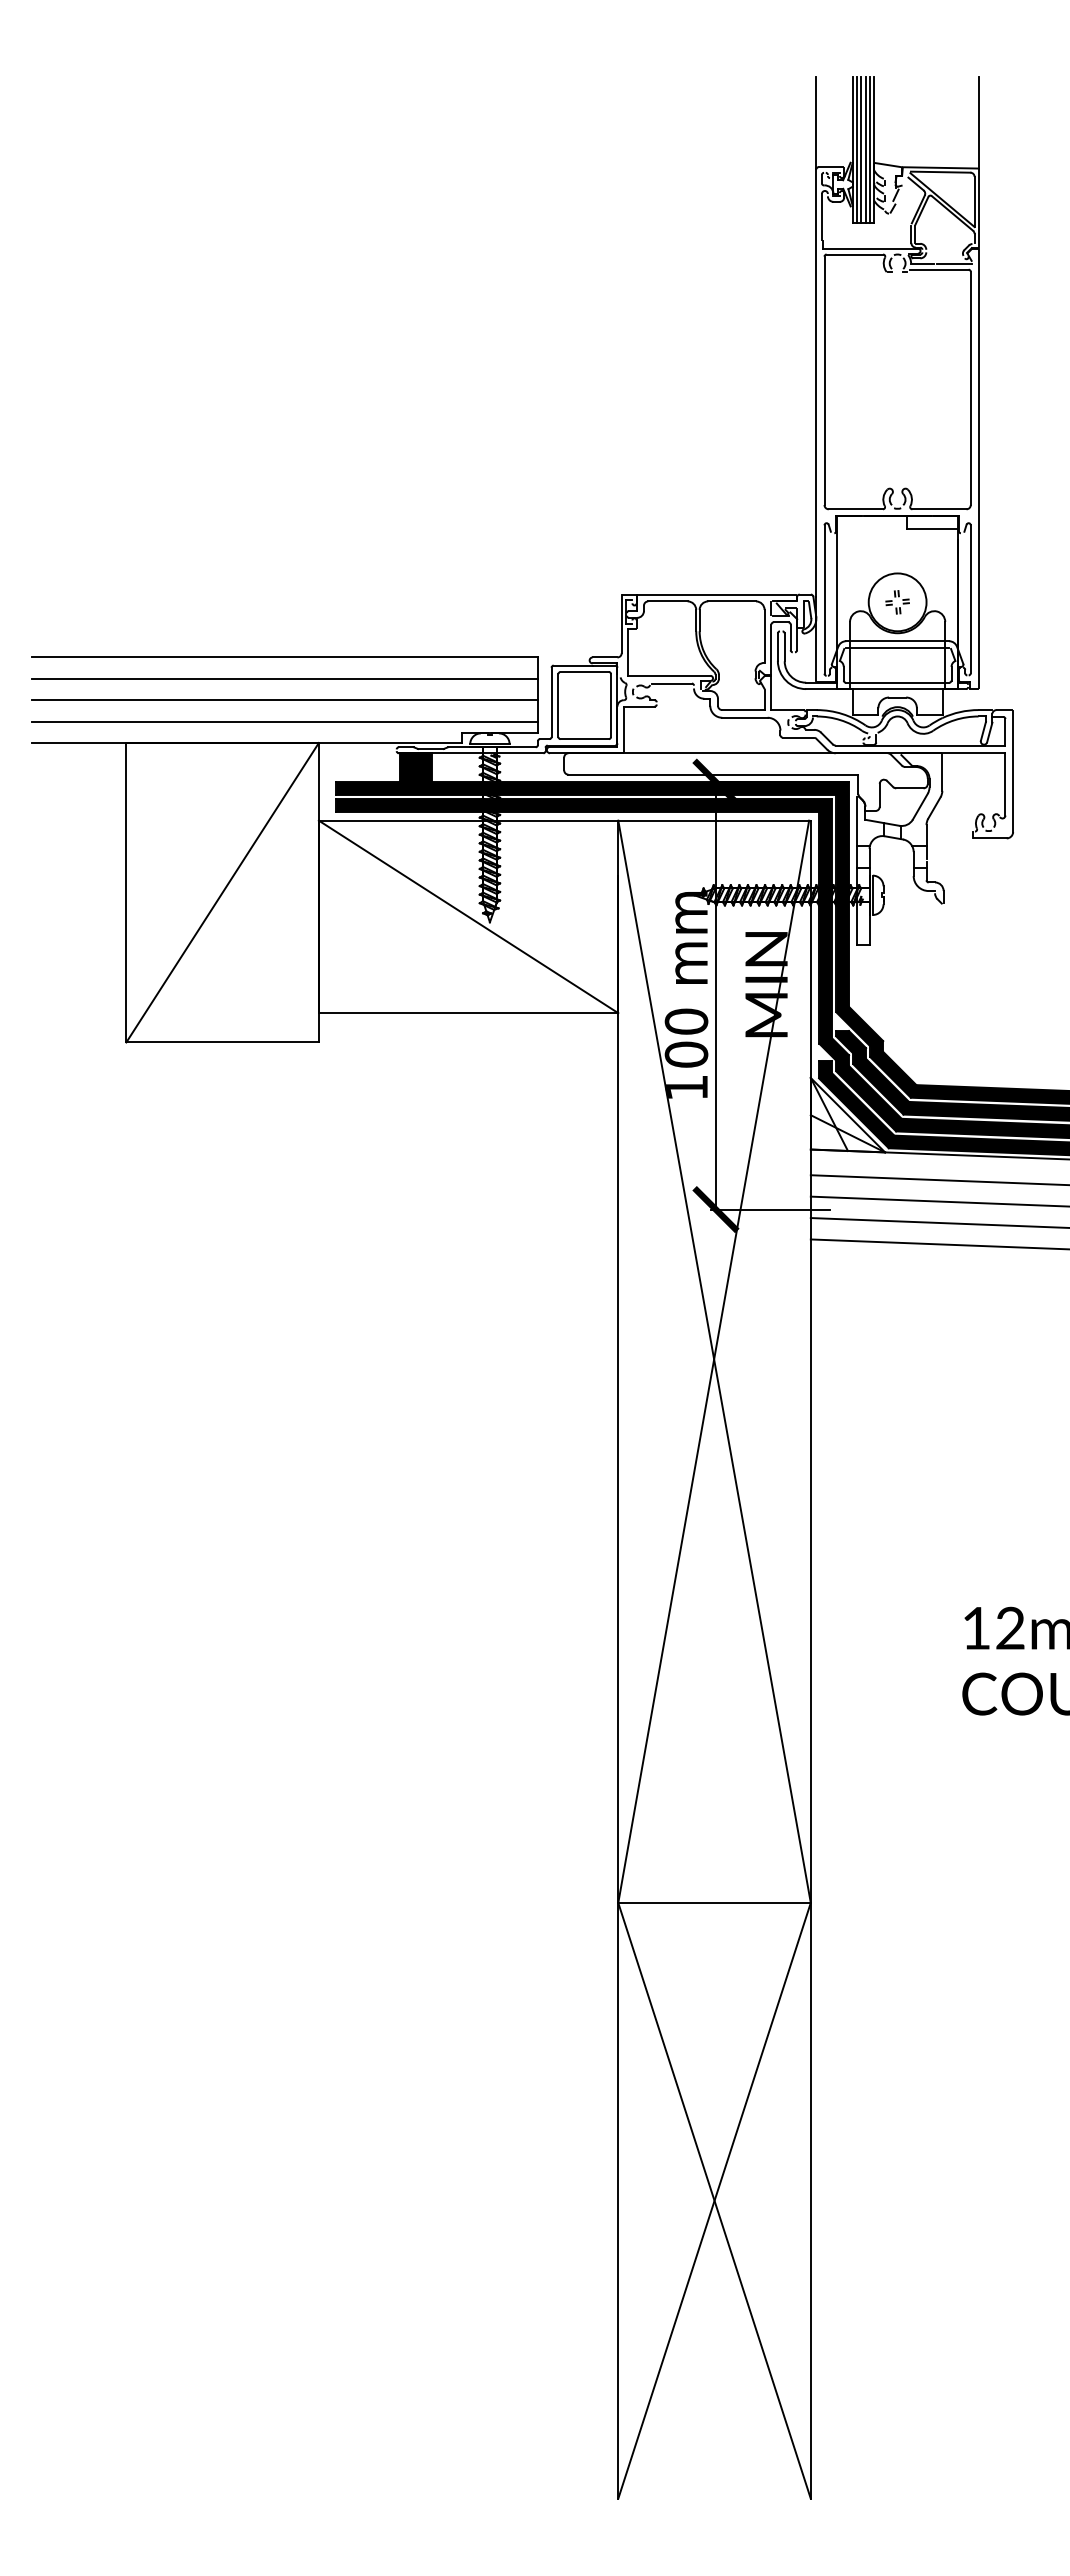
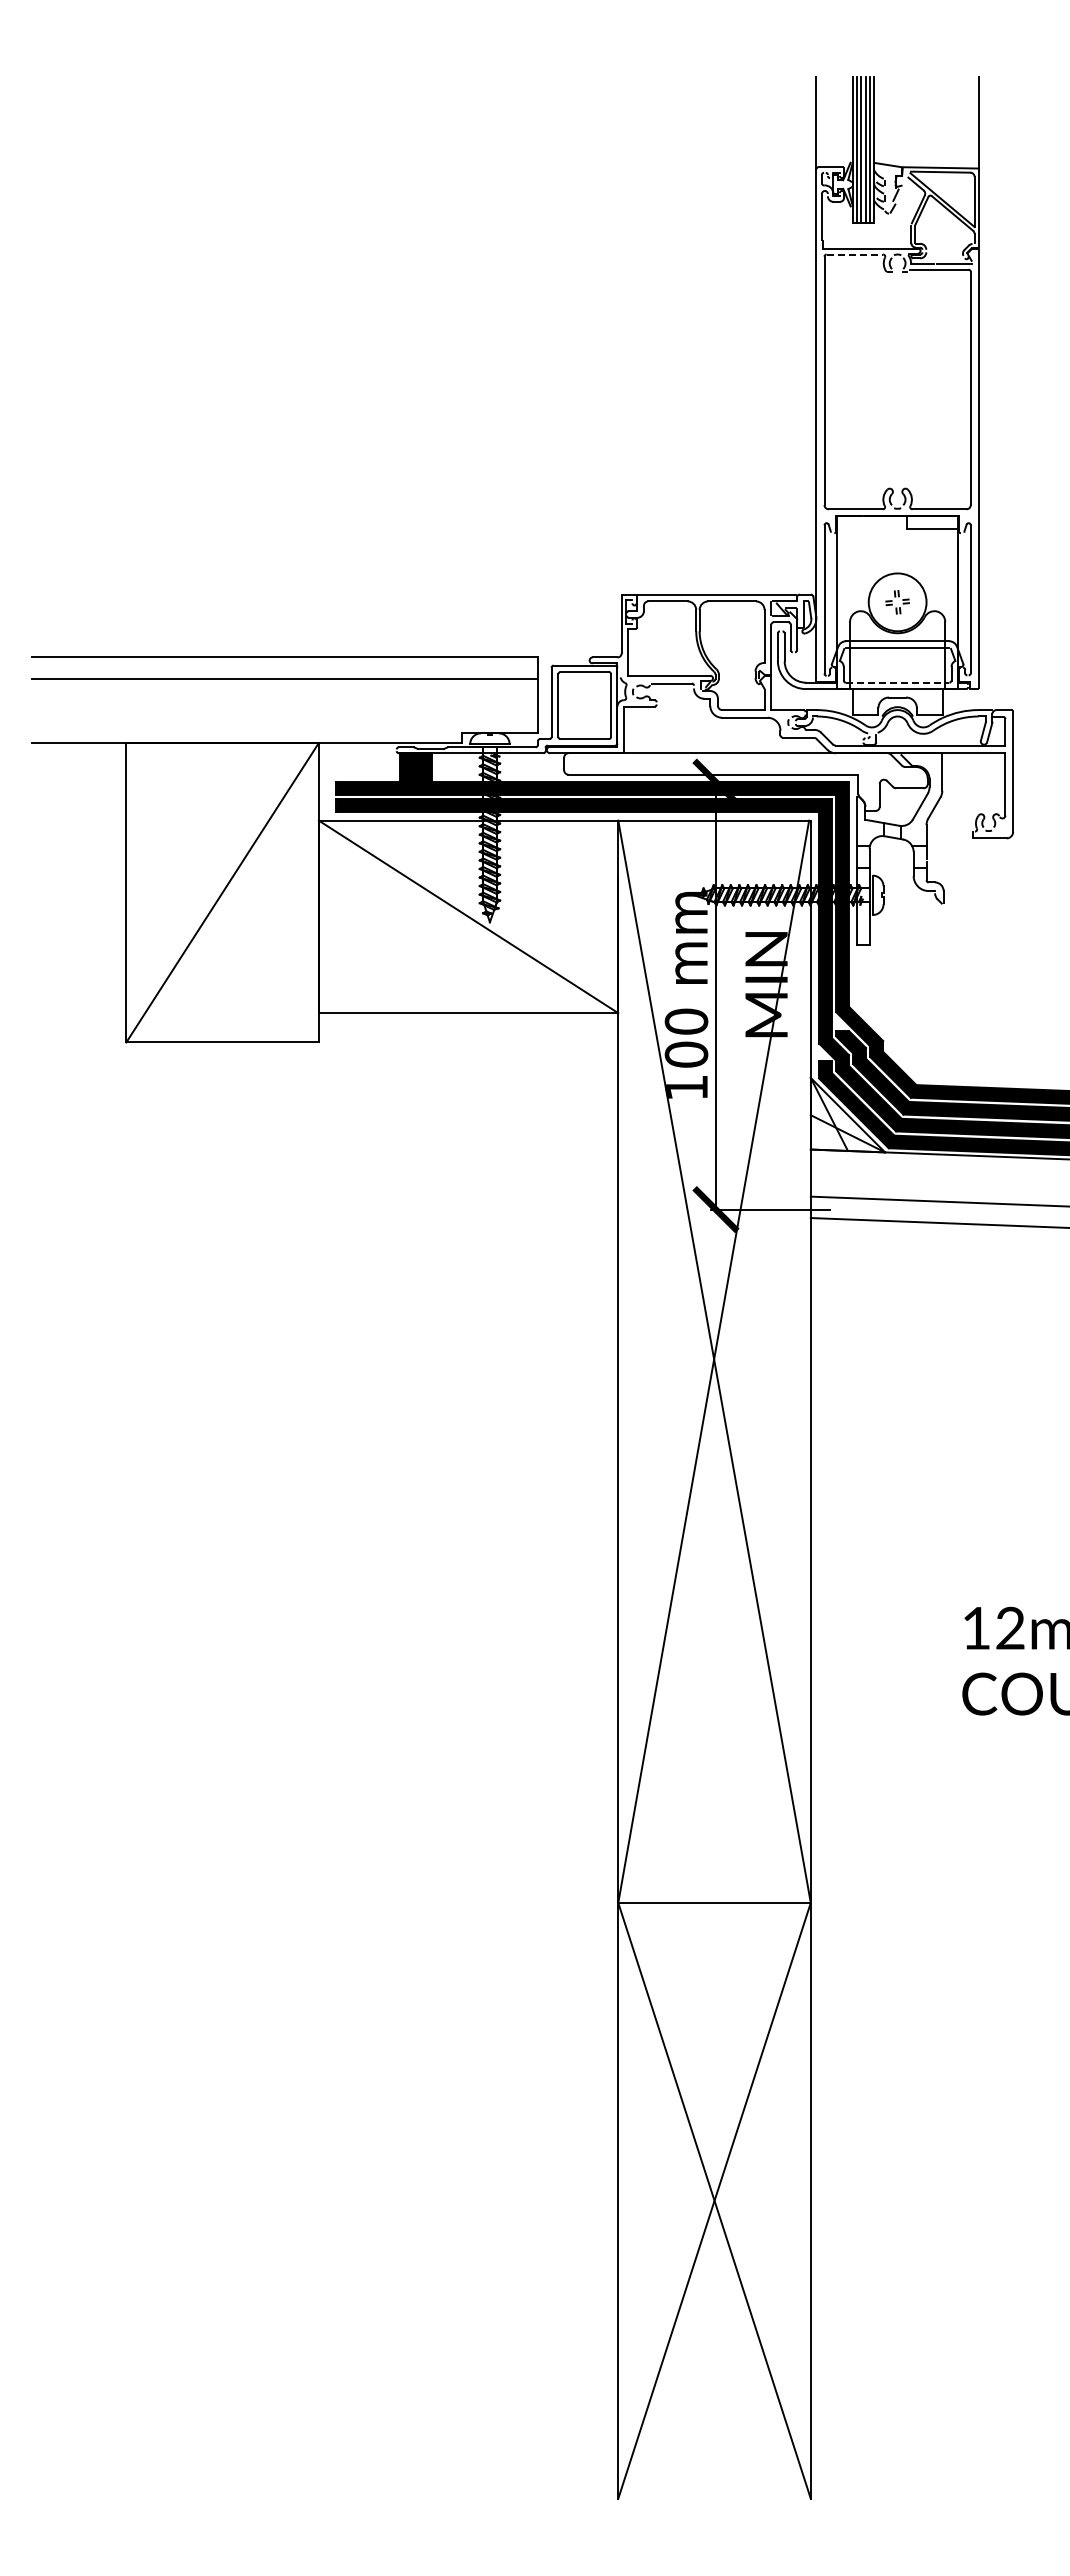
line: solid -> dashed (855, 254)
line: solid -> dashed (897, 682)
line: present -> none (284, 700)
line: present -> none (284, 721)
line: present -> none (938, 1180)
line: present -> none (938, 1244)
